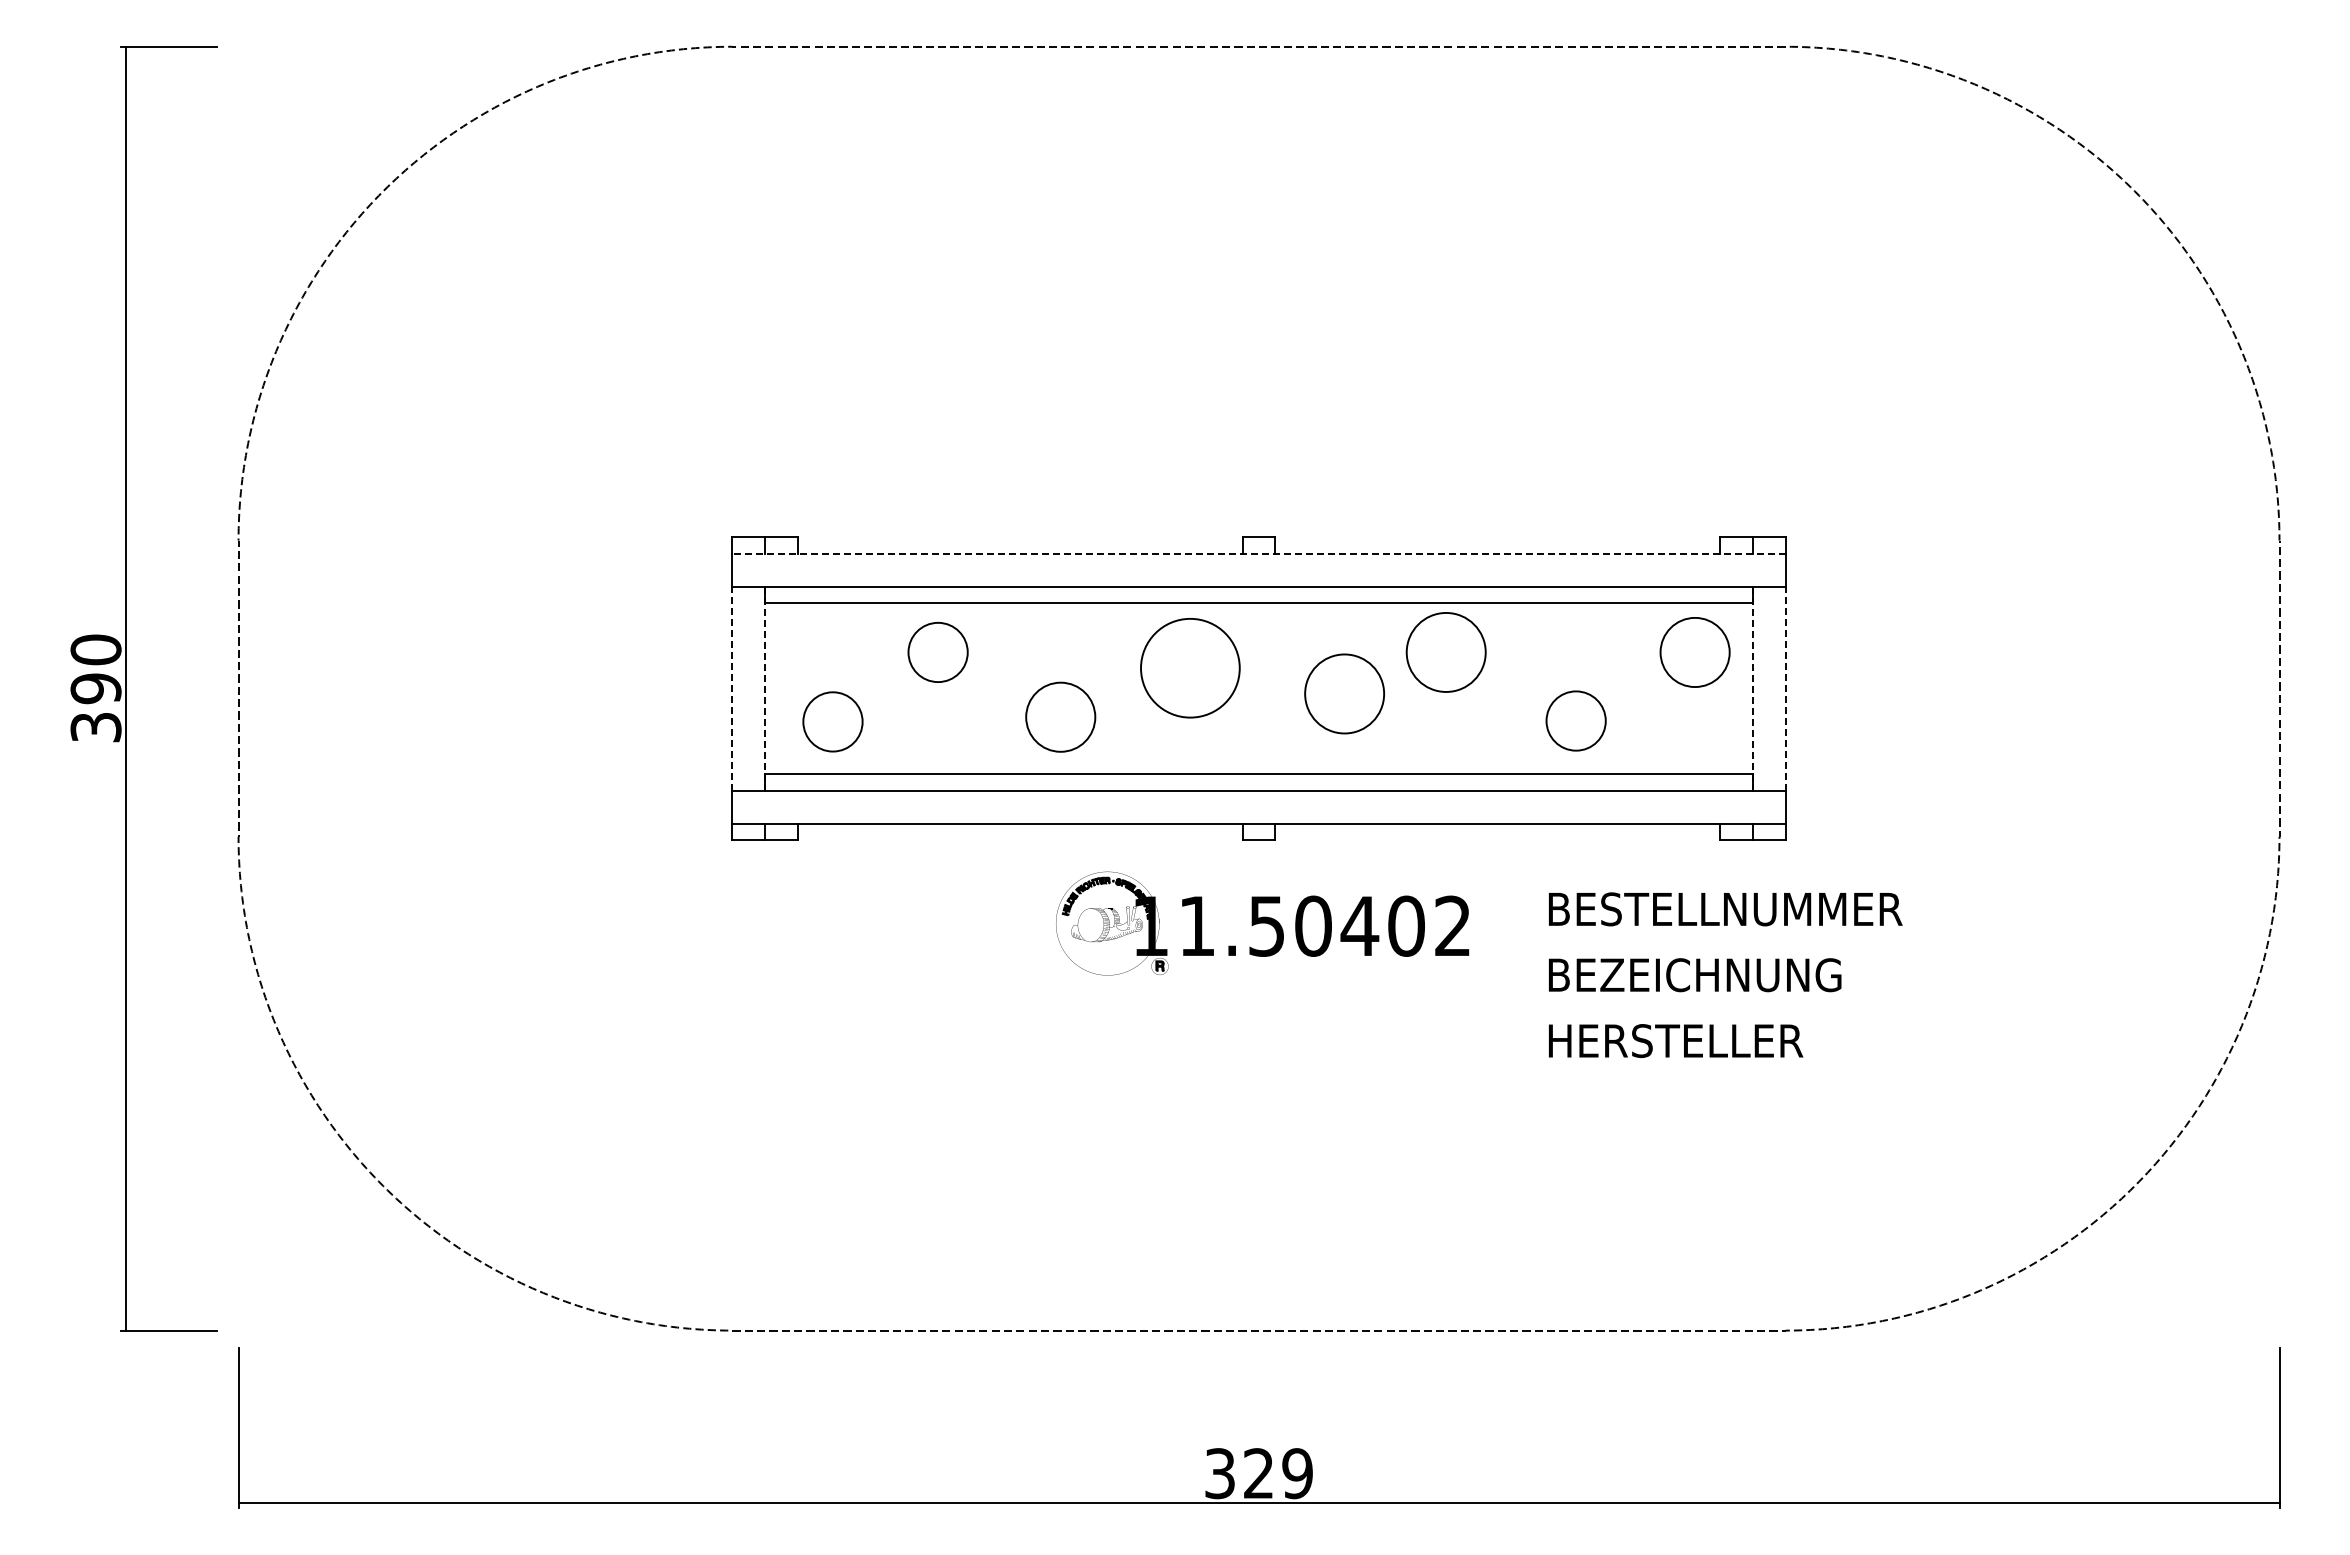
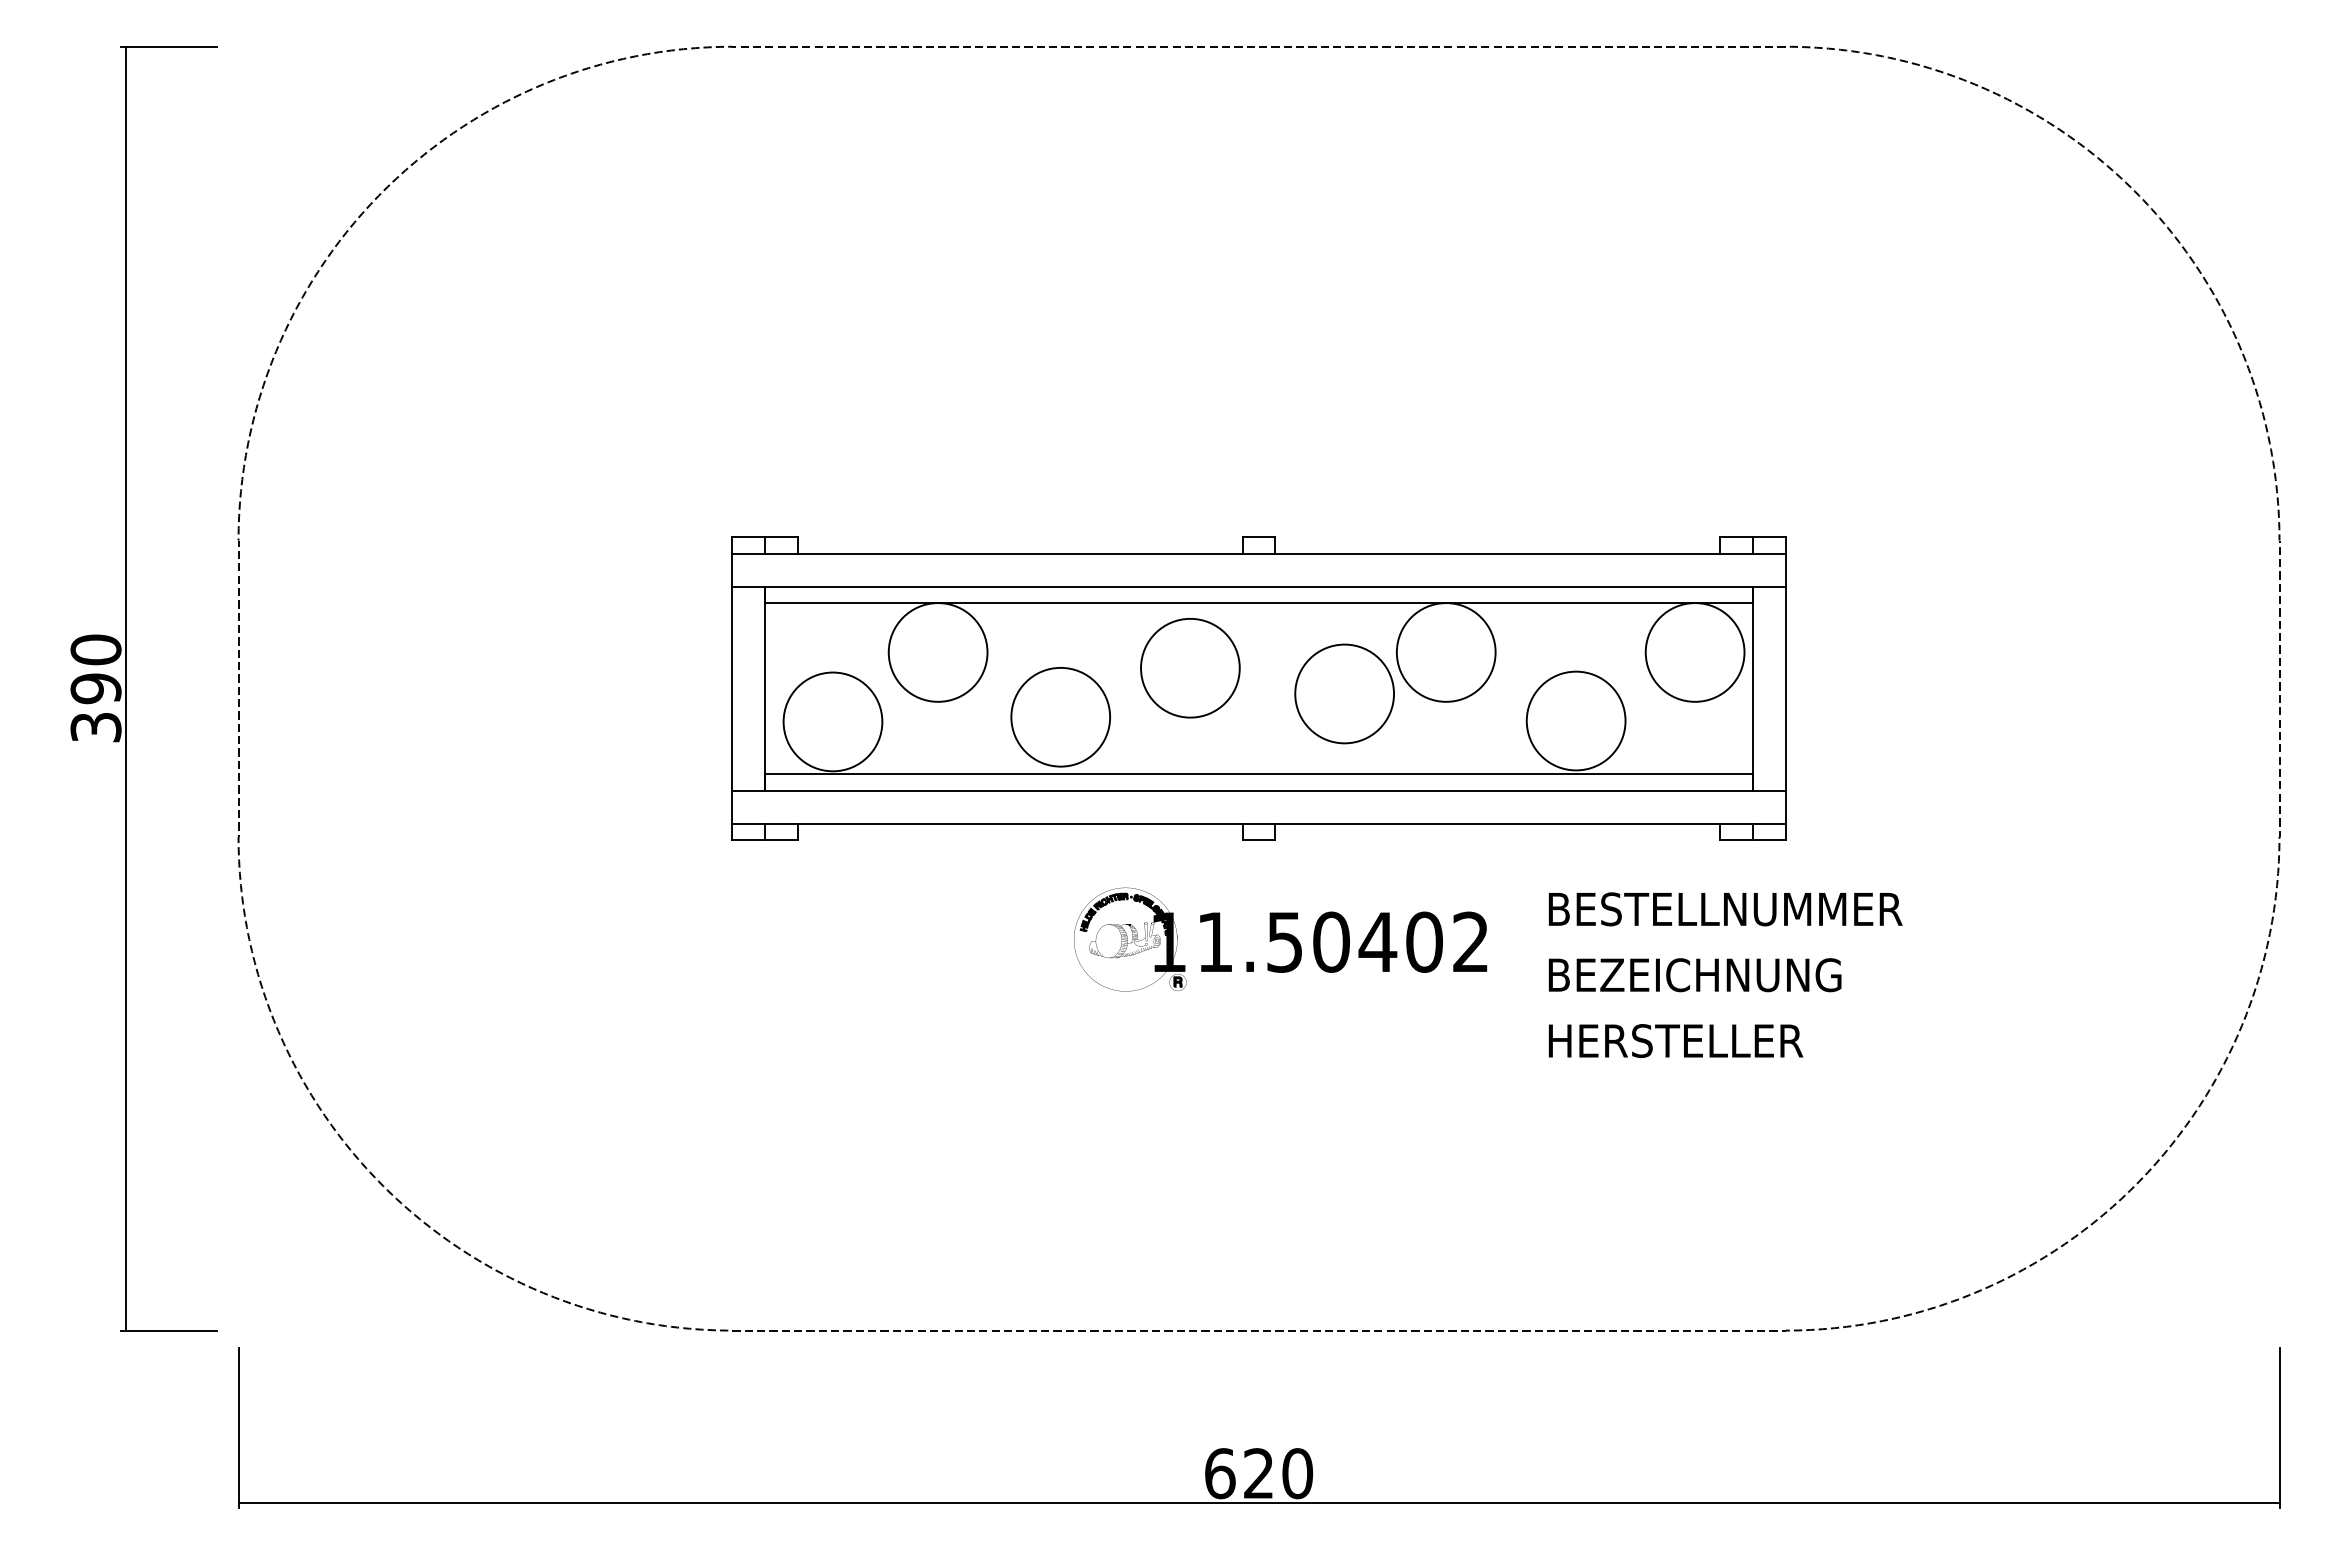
line: dashed -> solid (1259, 553)
circle diameter: 79 px -> 99 px (1445, 652)
circle diameter: 59 px -> 99 px (937, 652)
circle diameter: 69 px -> 99 px (1694, 652)
line: dashed -> solid (732, 688)
line: dashed -> solid (1785, 688)
line: dashed -> solid (765, 689)
line: dashed -> solid (1752, 689)
circle diameter: 79 px -> 99 px (1344, 693)
circle diameter: 69 px -> 99 px (1060, 716)
circle diameter: 59 px -> 99 px (1575, 720)
circle diameter: 59 px -> 99 px (832, 721)
part position: (1262, 923) -> (1280, 939) (1280, 939)
text: 329 -> 620 (1259, 1473)
